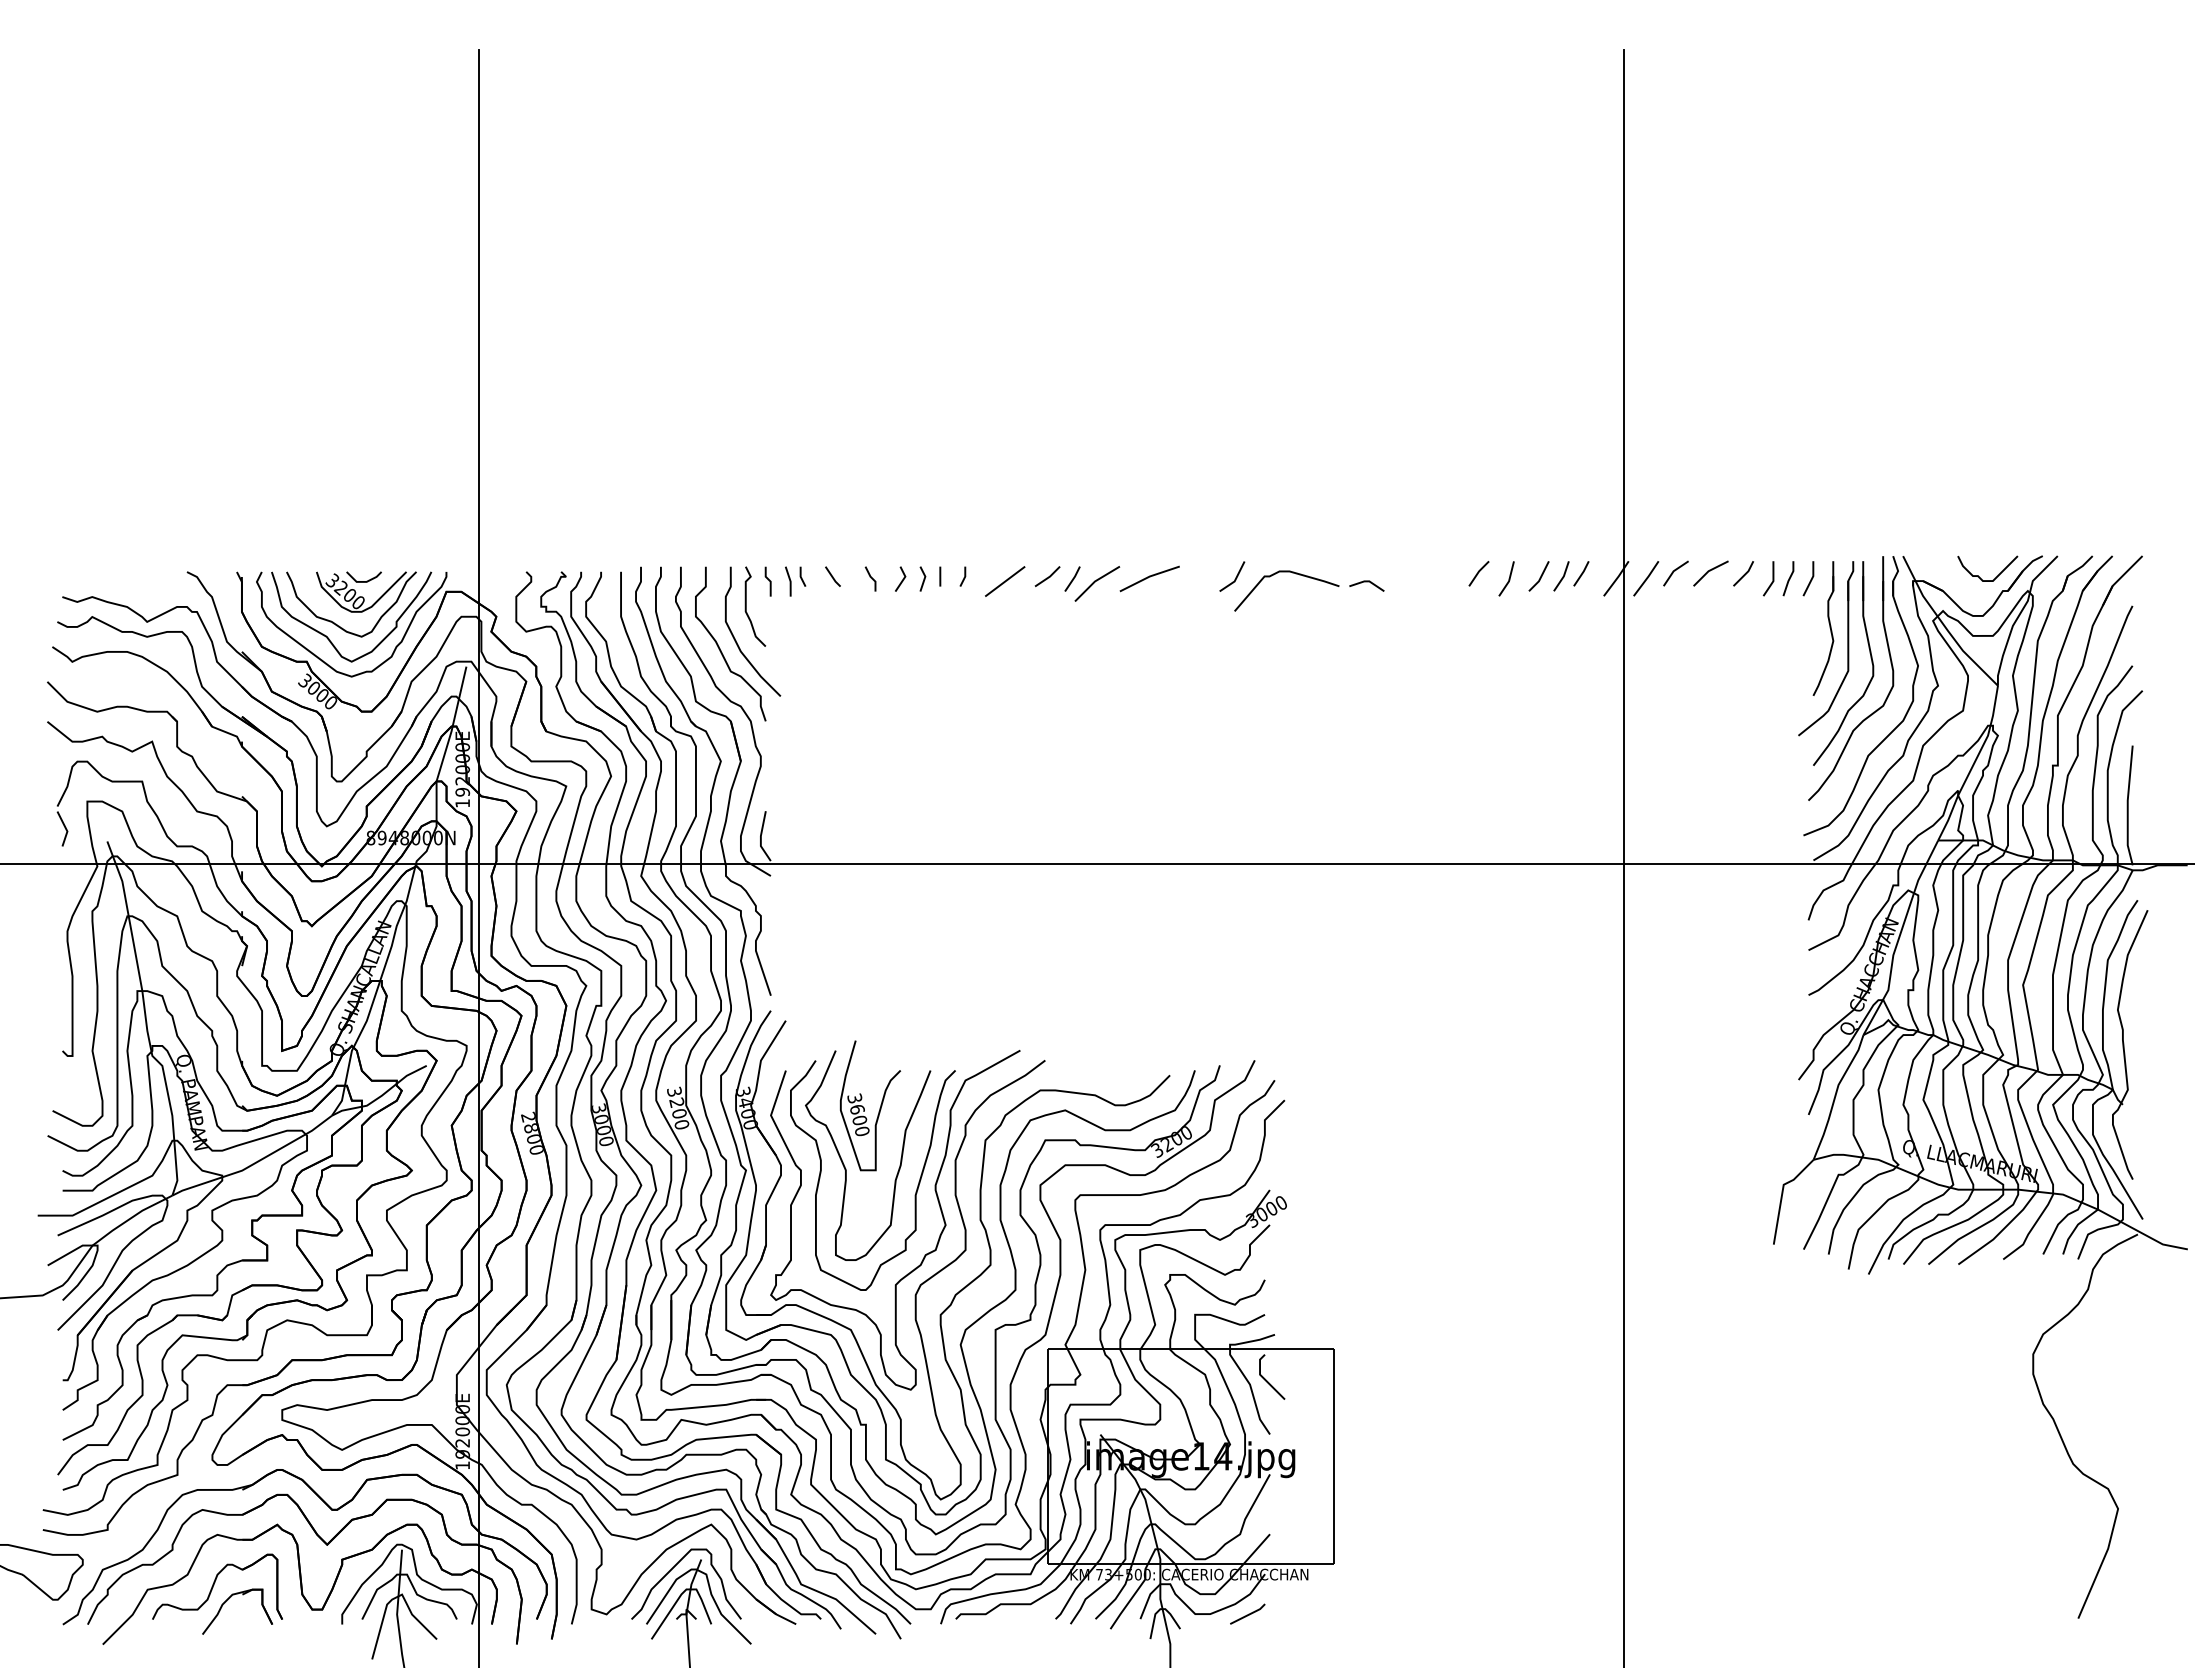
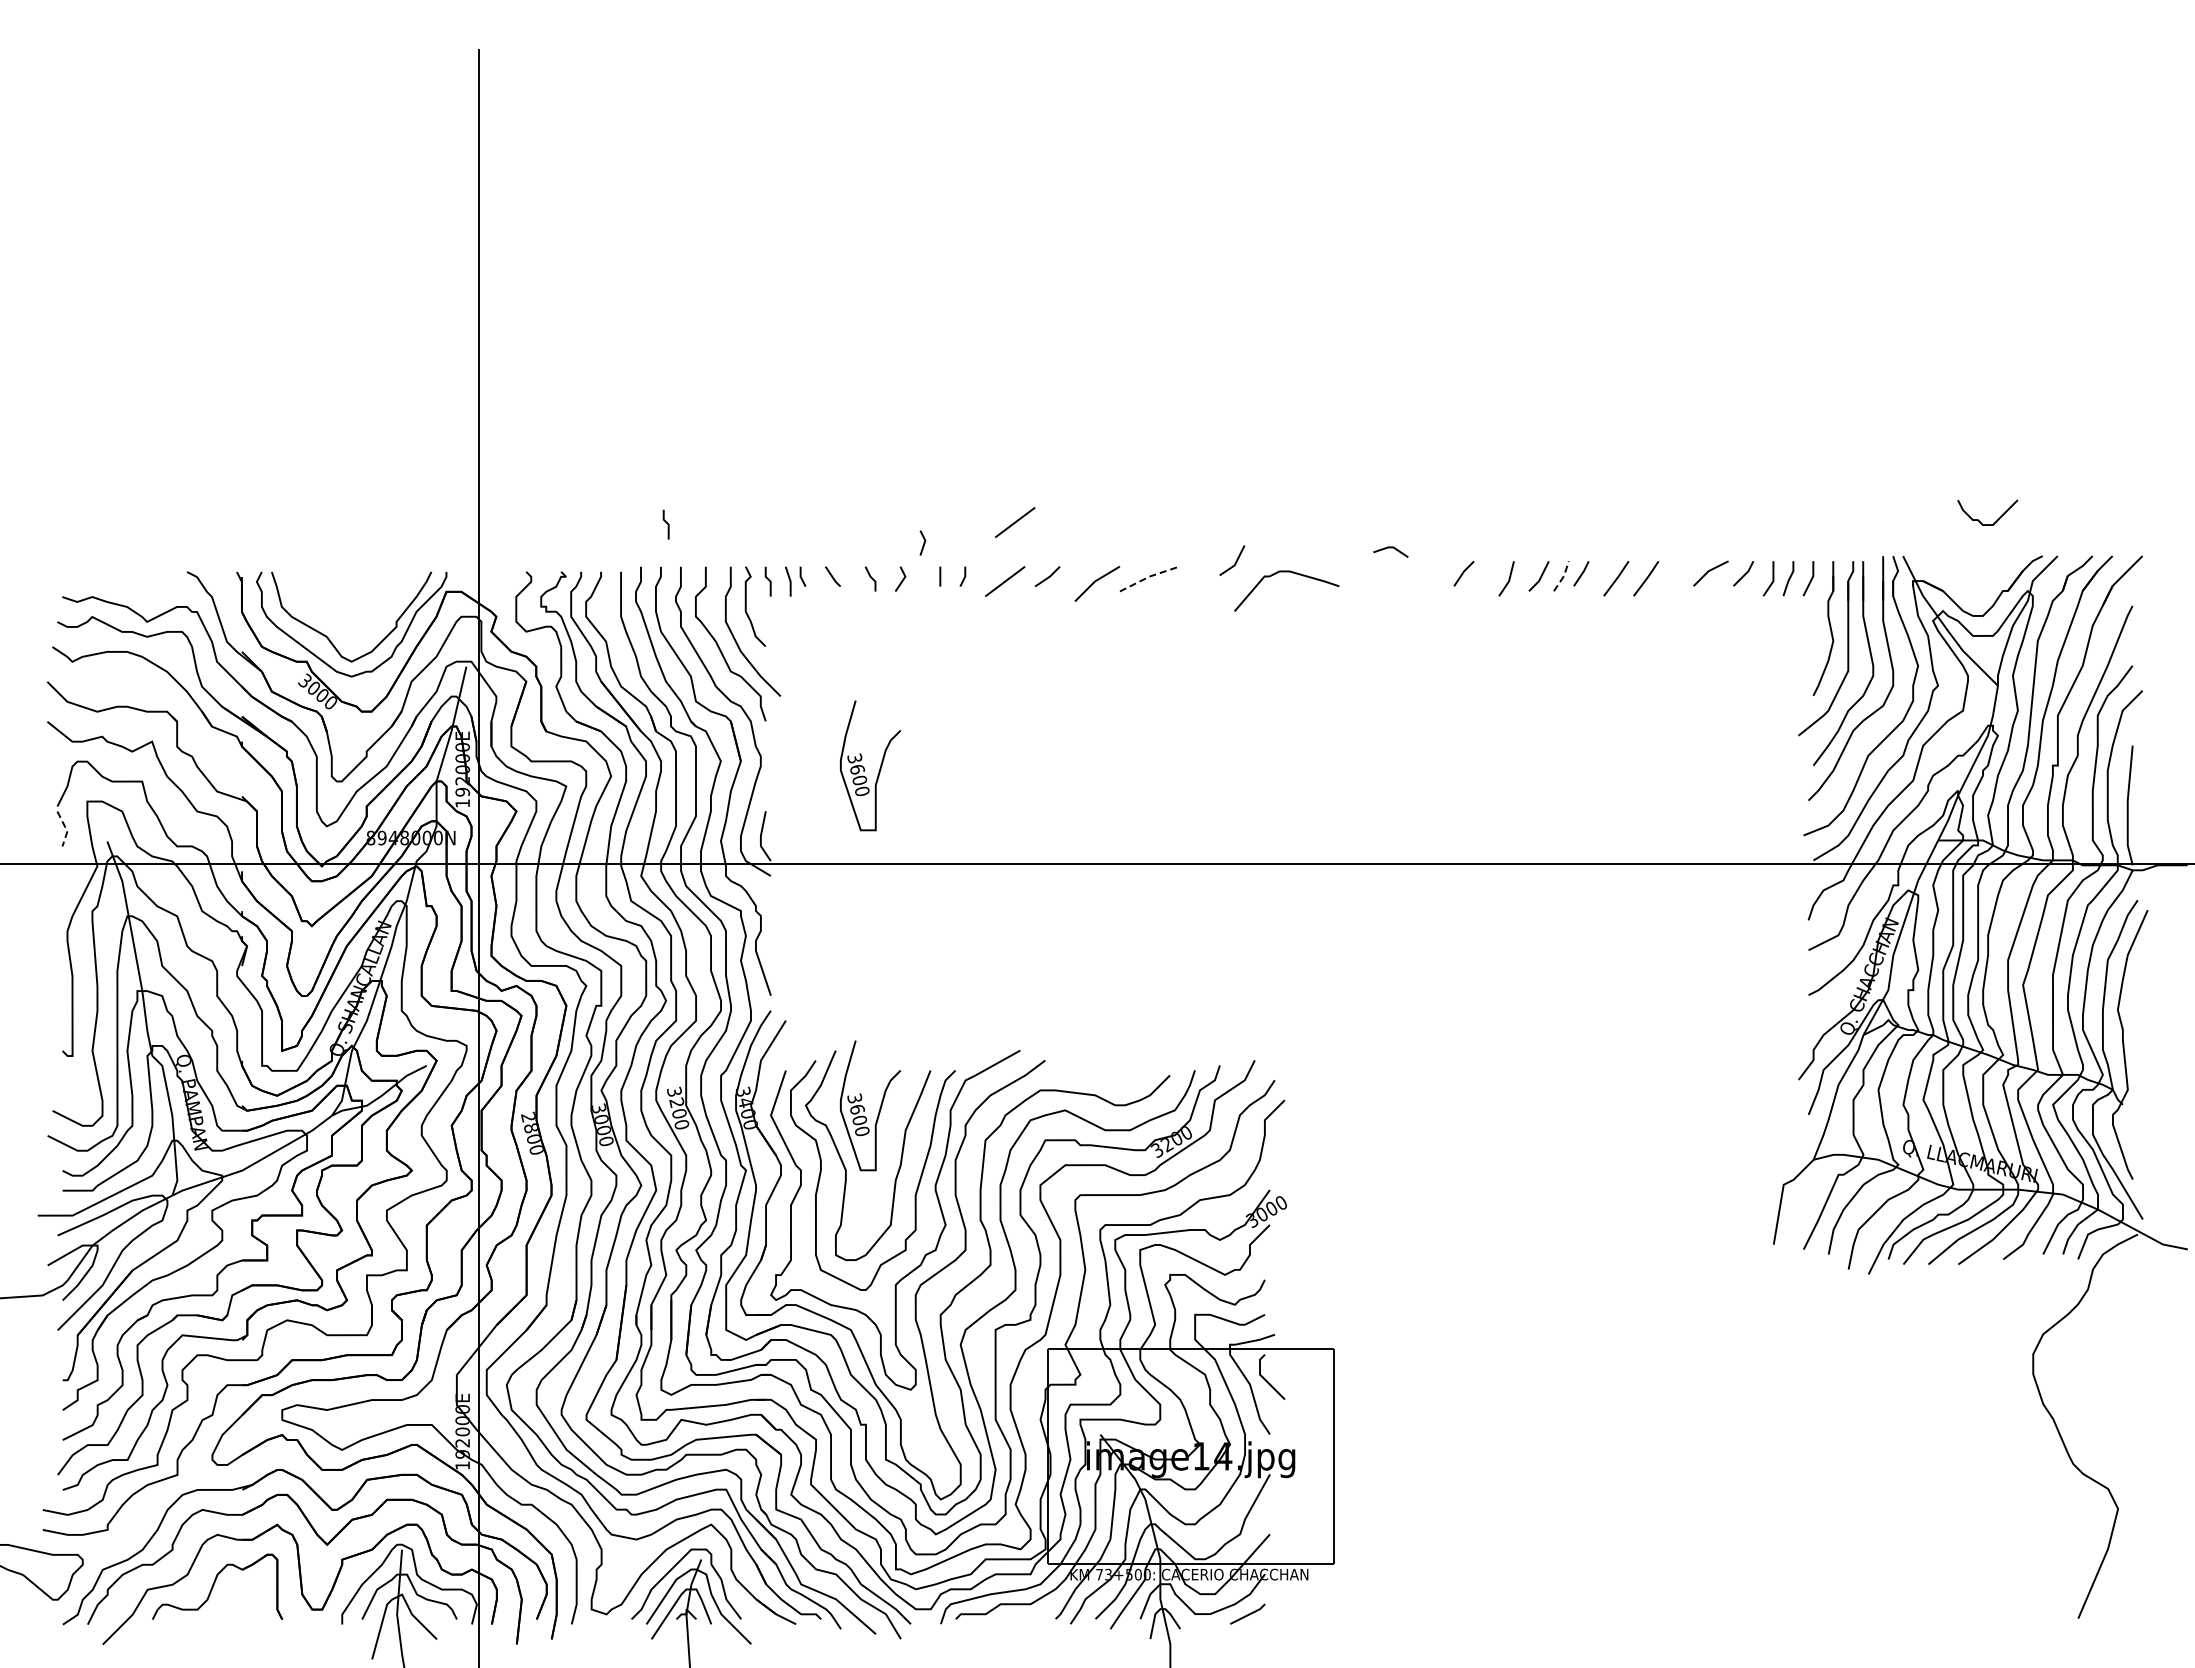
line: none -> present (1015, 522)
line: none -> present (666, 523)
line: present -> none (1675, 571)
line position: (1478, 573) -> (1463, 573) (1463, 573)
line: solid -> dashed (1149, 576)
line: solid -> dashed (1563, 576)
curve position: (1979, 576) -> (1979, 520) (1979, 520)
line position: (1235, 577) -> (1235, 561) (1235, 561)
line position: (923, 578) -> (923, 542) (923, 542)
line: present -> none (1072, 578)
line position: (1366, 582) -> (1390, 548) (1390, 548)
part: present -> none (351, 604)
part: none -> present (869, 765)
line: solid -> dashed (66, 828)
line: present -> none (1624, 856)
part: present -> none (227, 1601)
